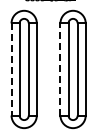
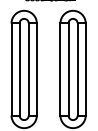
line: dashed -> solid (60, 68)
line: dashed -> solid (11, 69)
